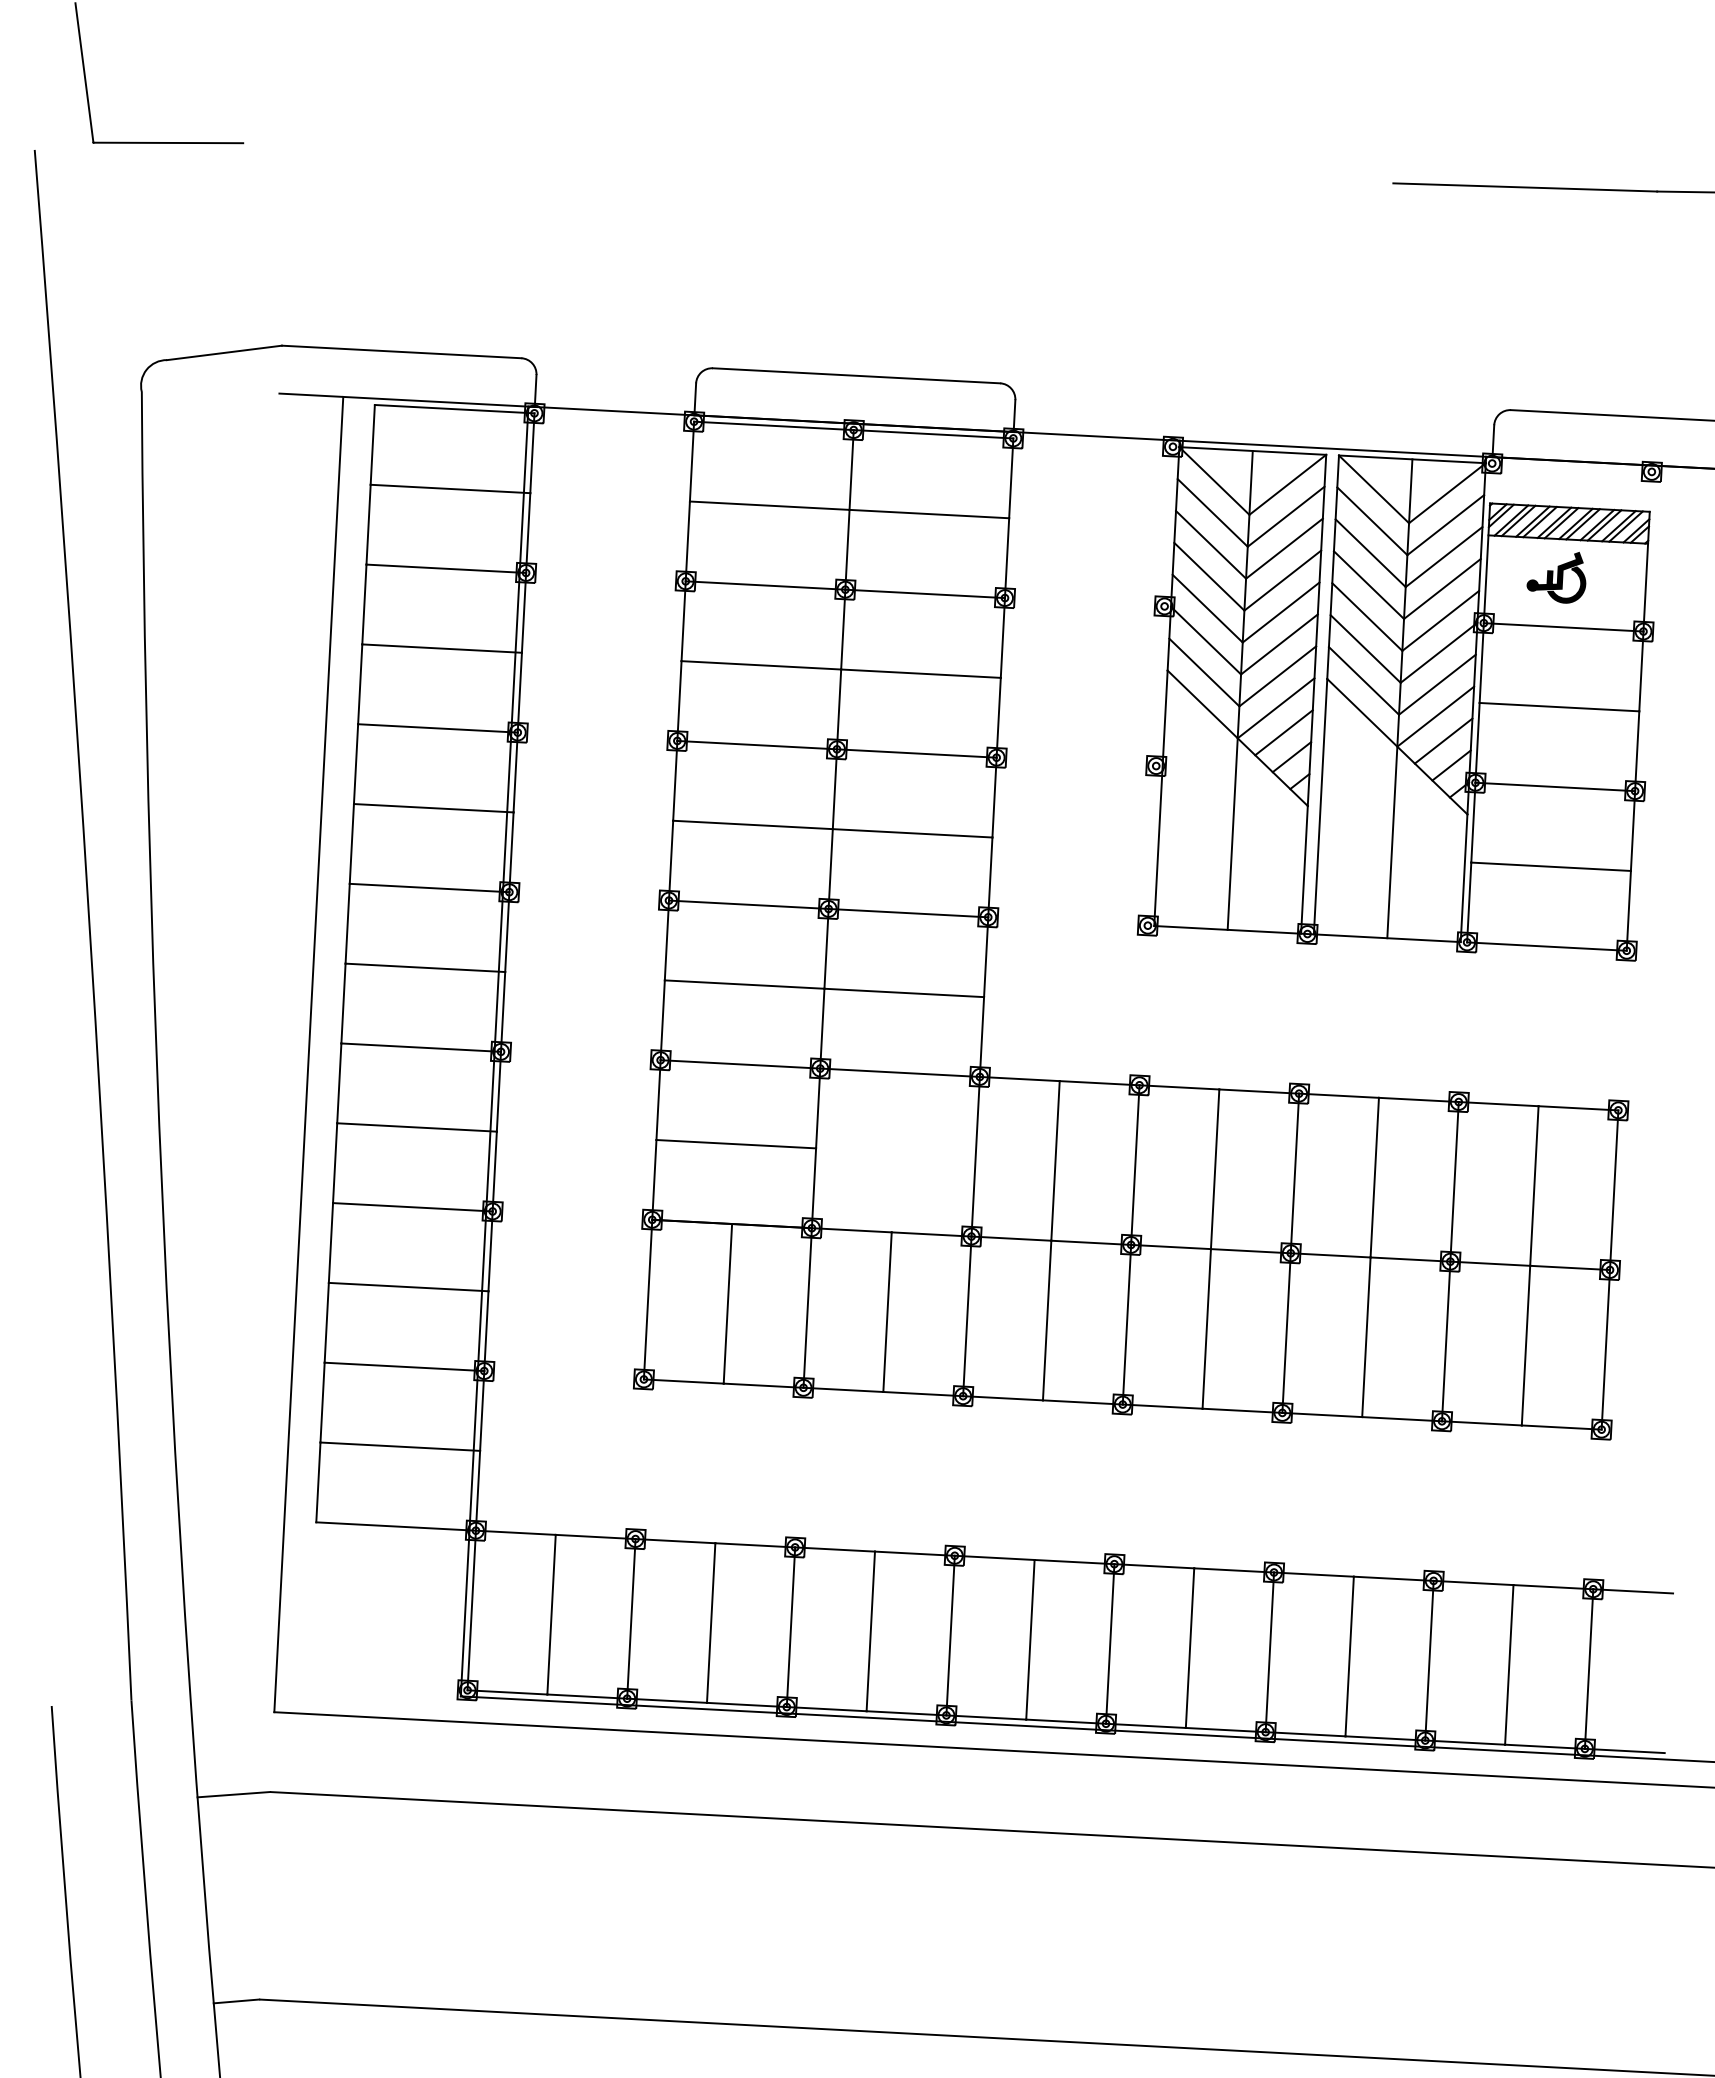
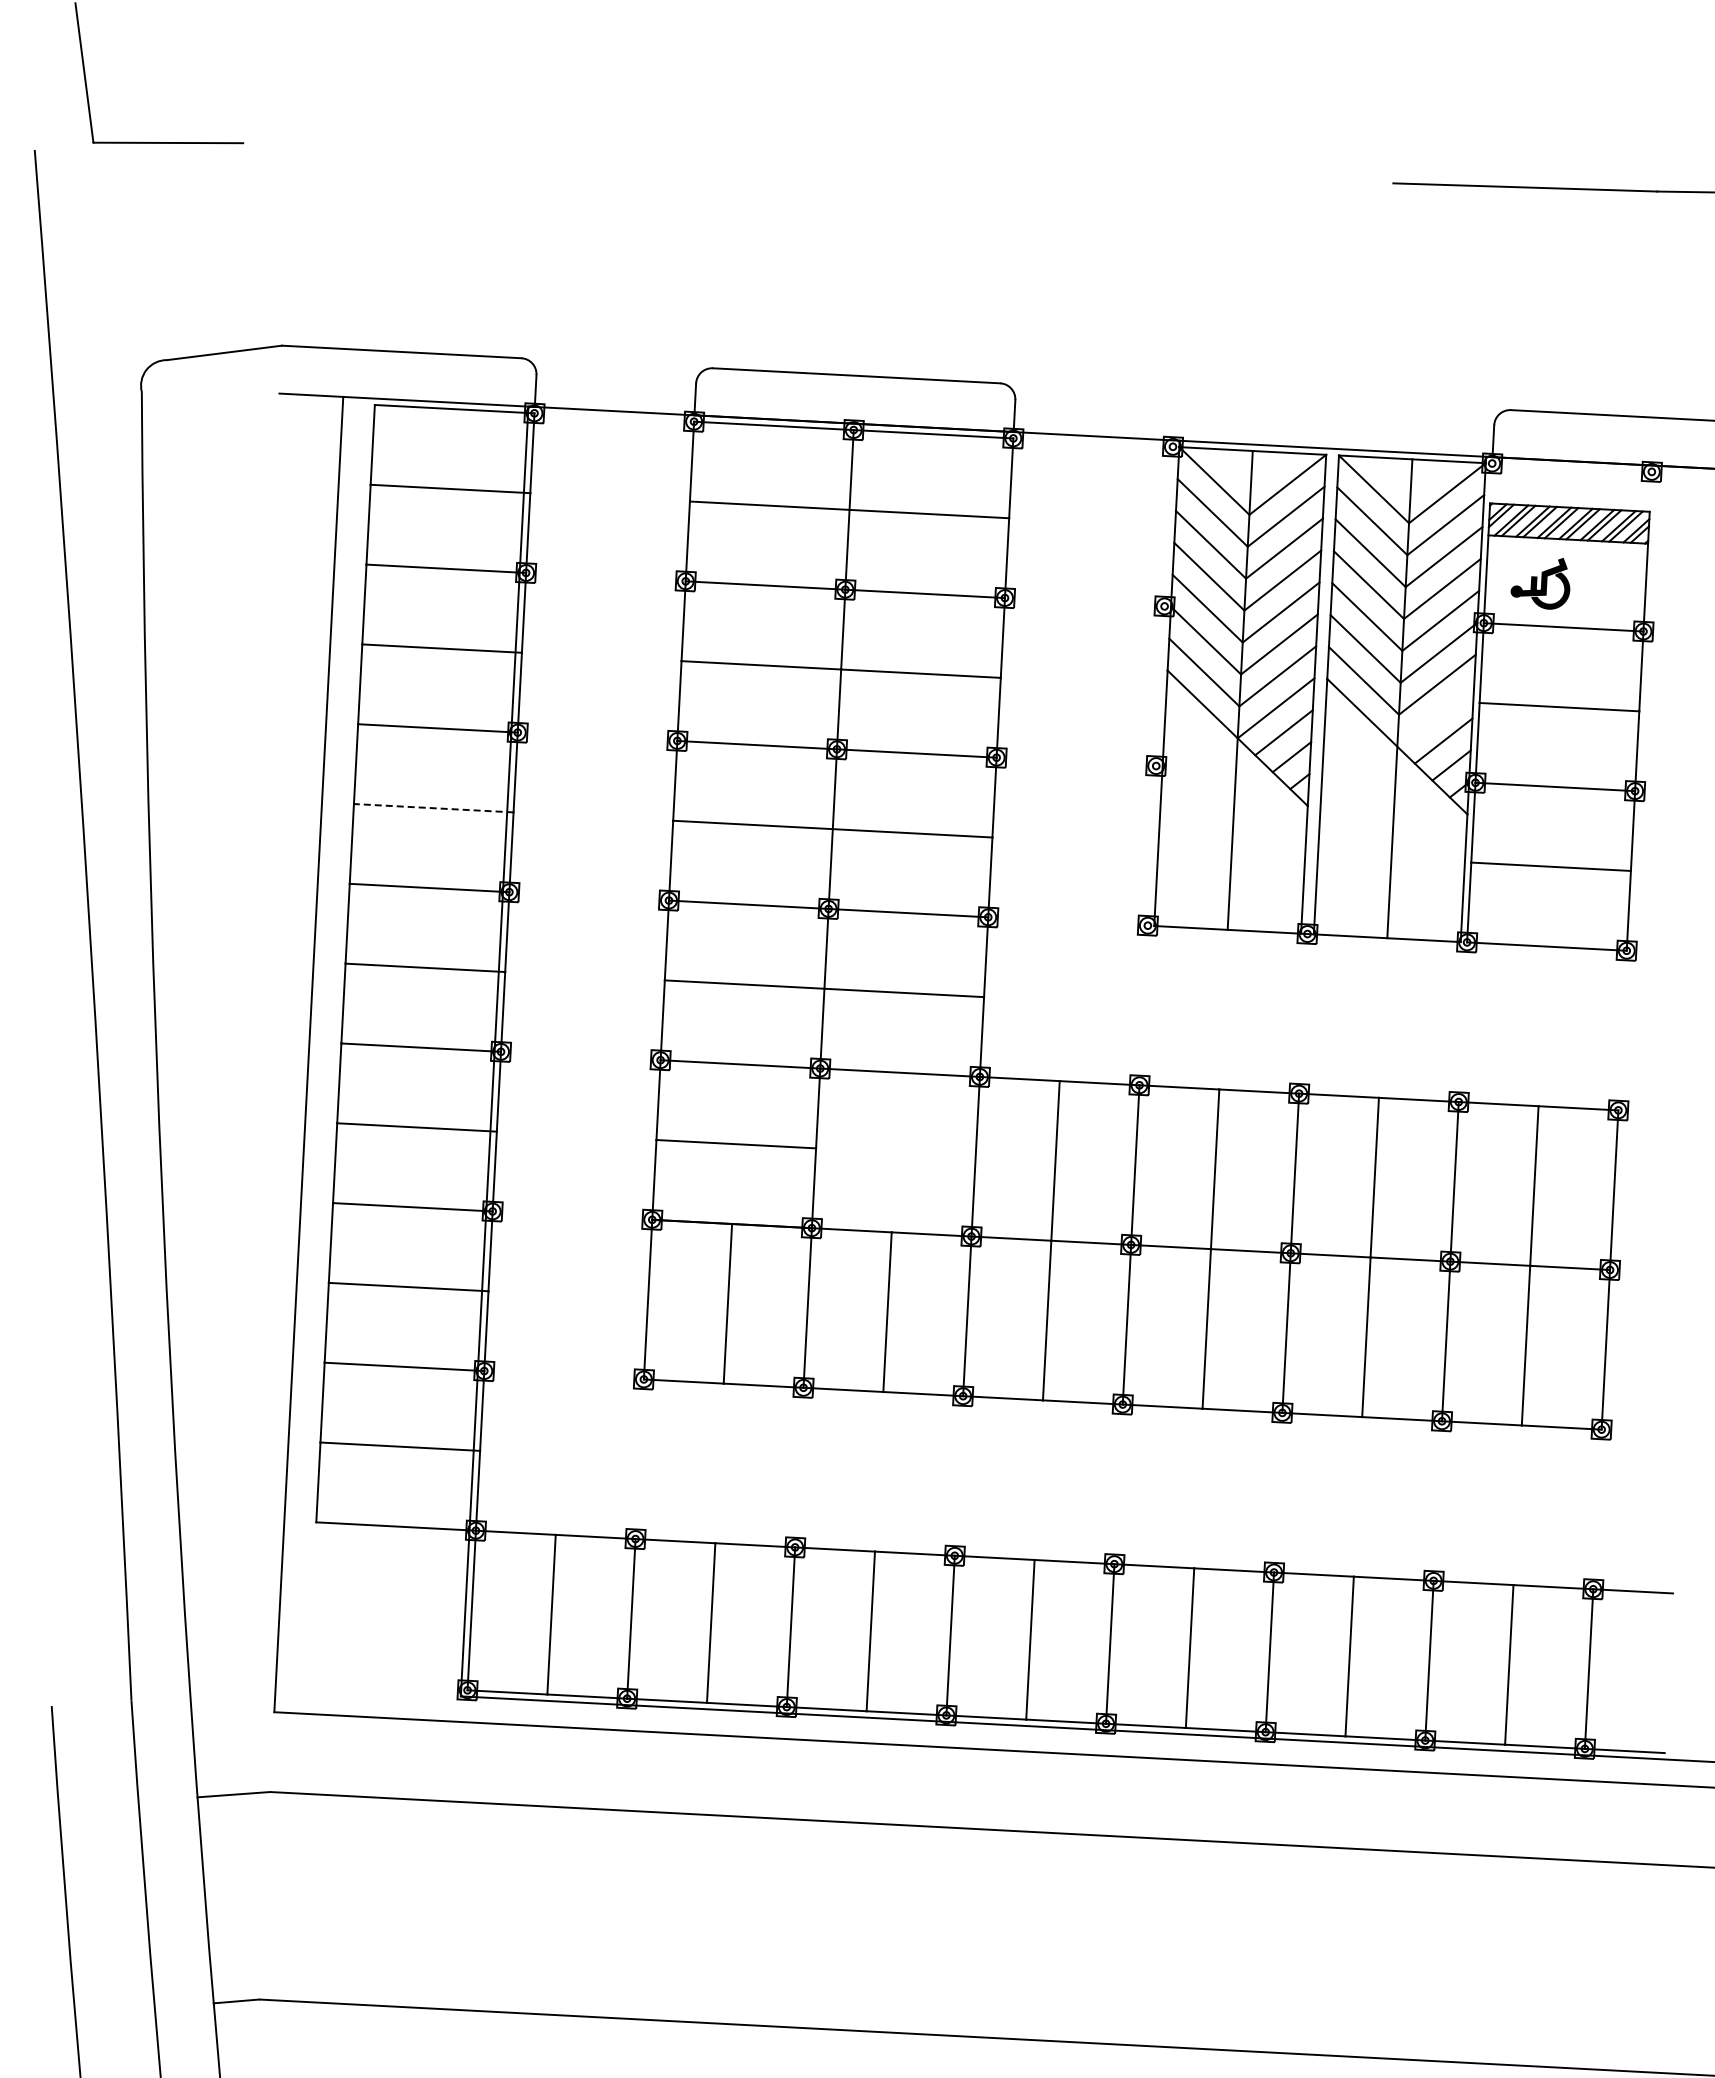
part position: (1556, 577) -> (1540, 583) (1540, 583)
line: present -> none (1435, 716)
line: solid -> dashed (433, 808)
